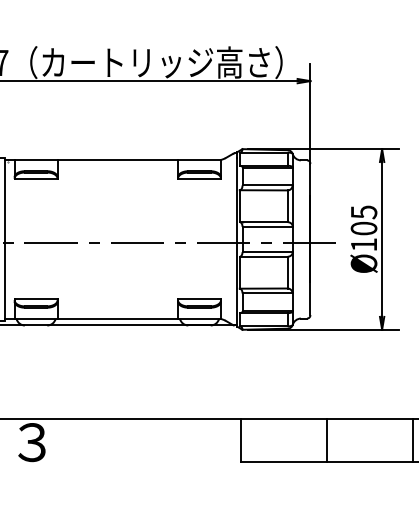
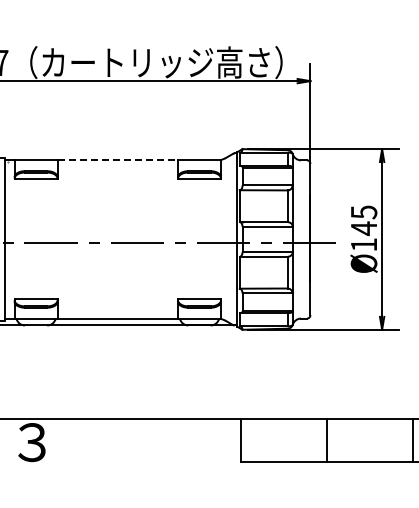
line: solid -> dashed (118, 160)
text: Ø105 -> Ø145 (363, 228)
